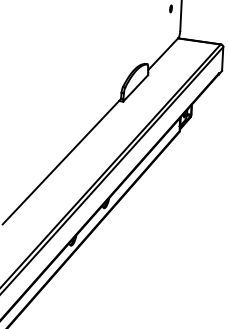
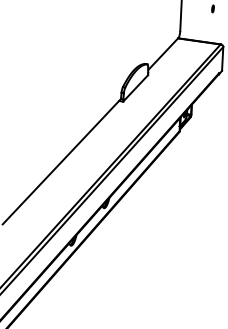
part position: (170, 8) -> (212, 8) (212, 8)
